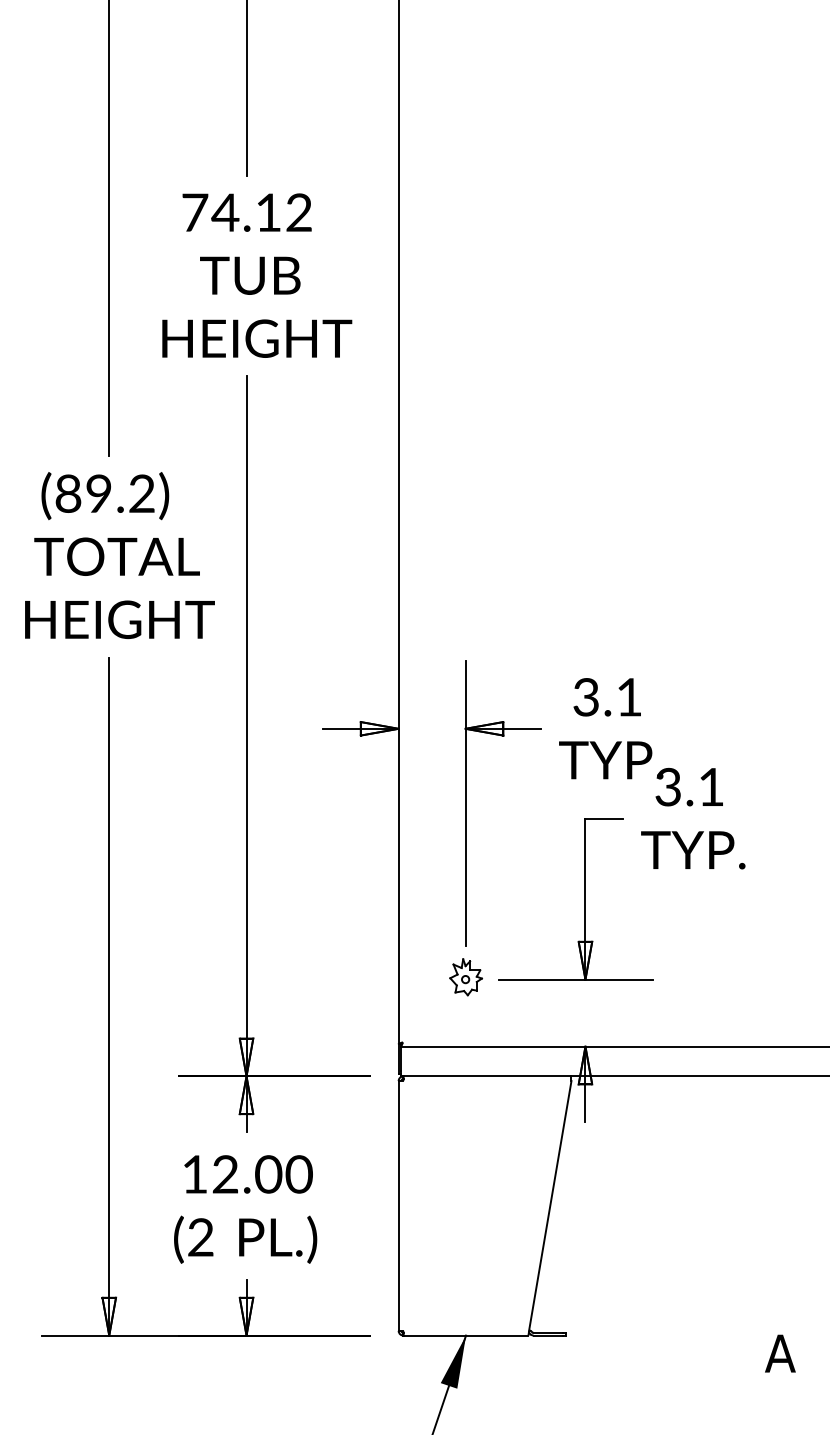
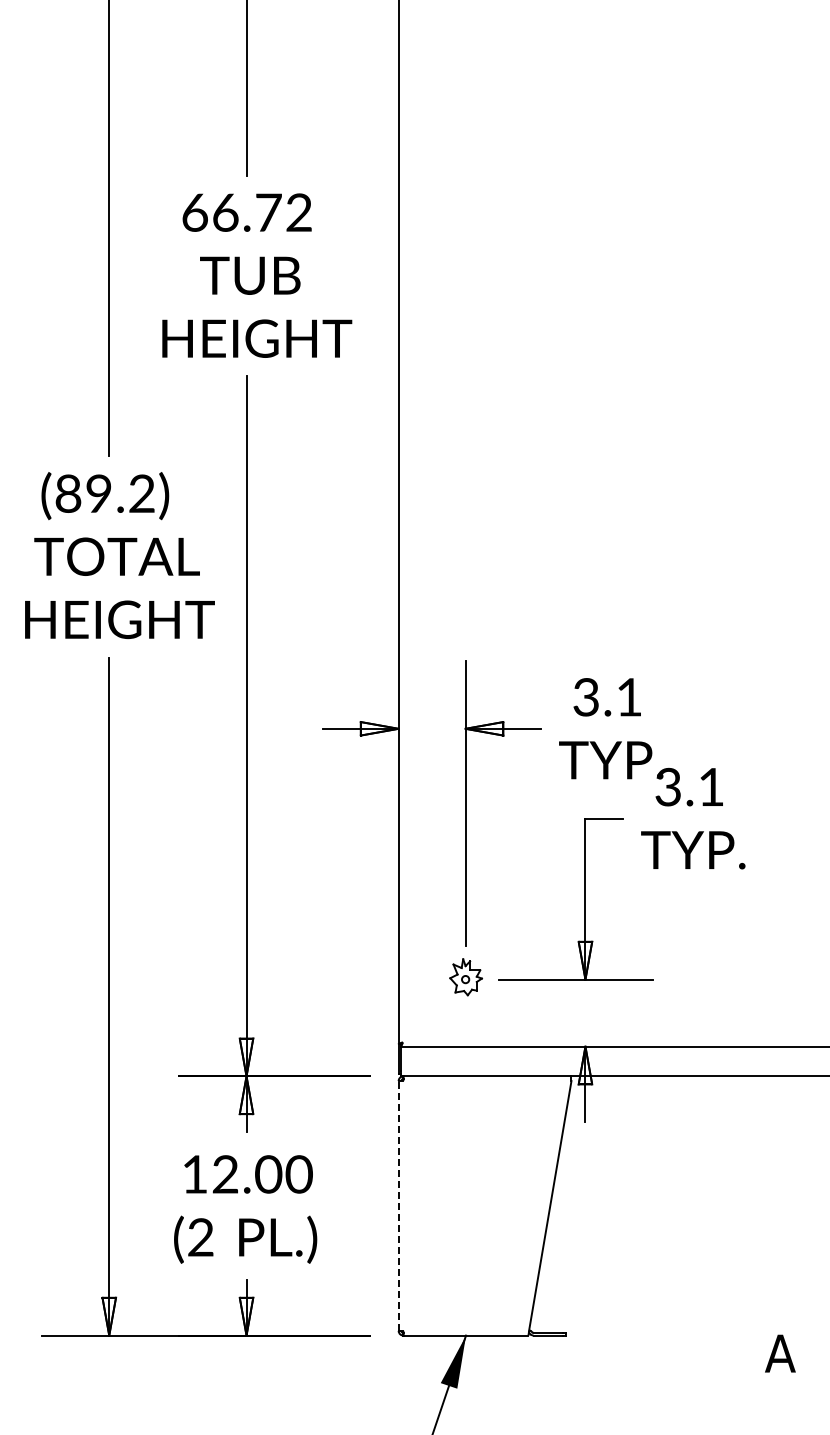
text: 74.12 -> 66.72 (231, 212)
line: solid -> dashed (398, 1205)
